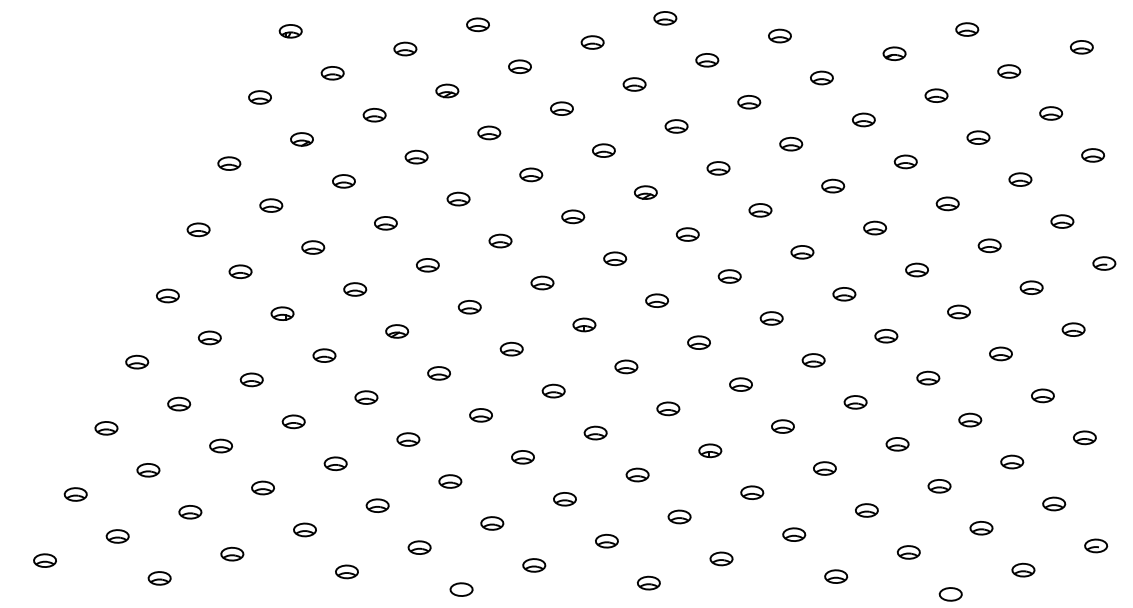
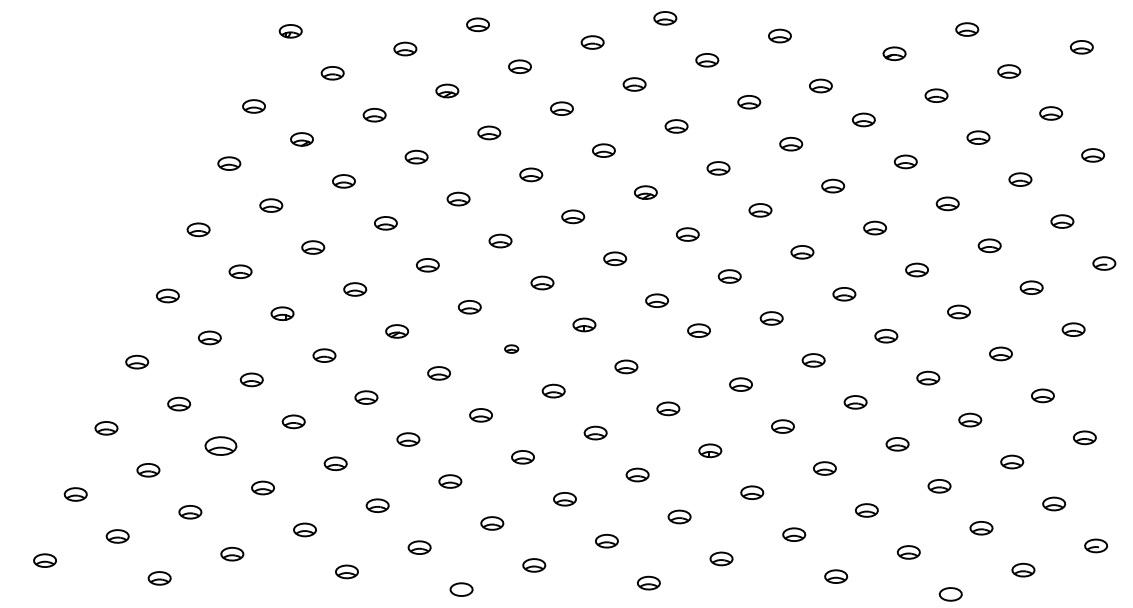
part position: (821, 77) -> (820, 85) (820, 85)
part position: (259, 97) -> (253, 106) (253, 106)
part position: (698, 342) -> (698, 330) (698, 330)
part size: 25x16 px -> 16x10 px (511, 348)
part size: 25x16 px -> 34x20 px (220, 445)
